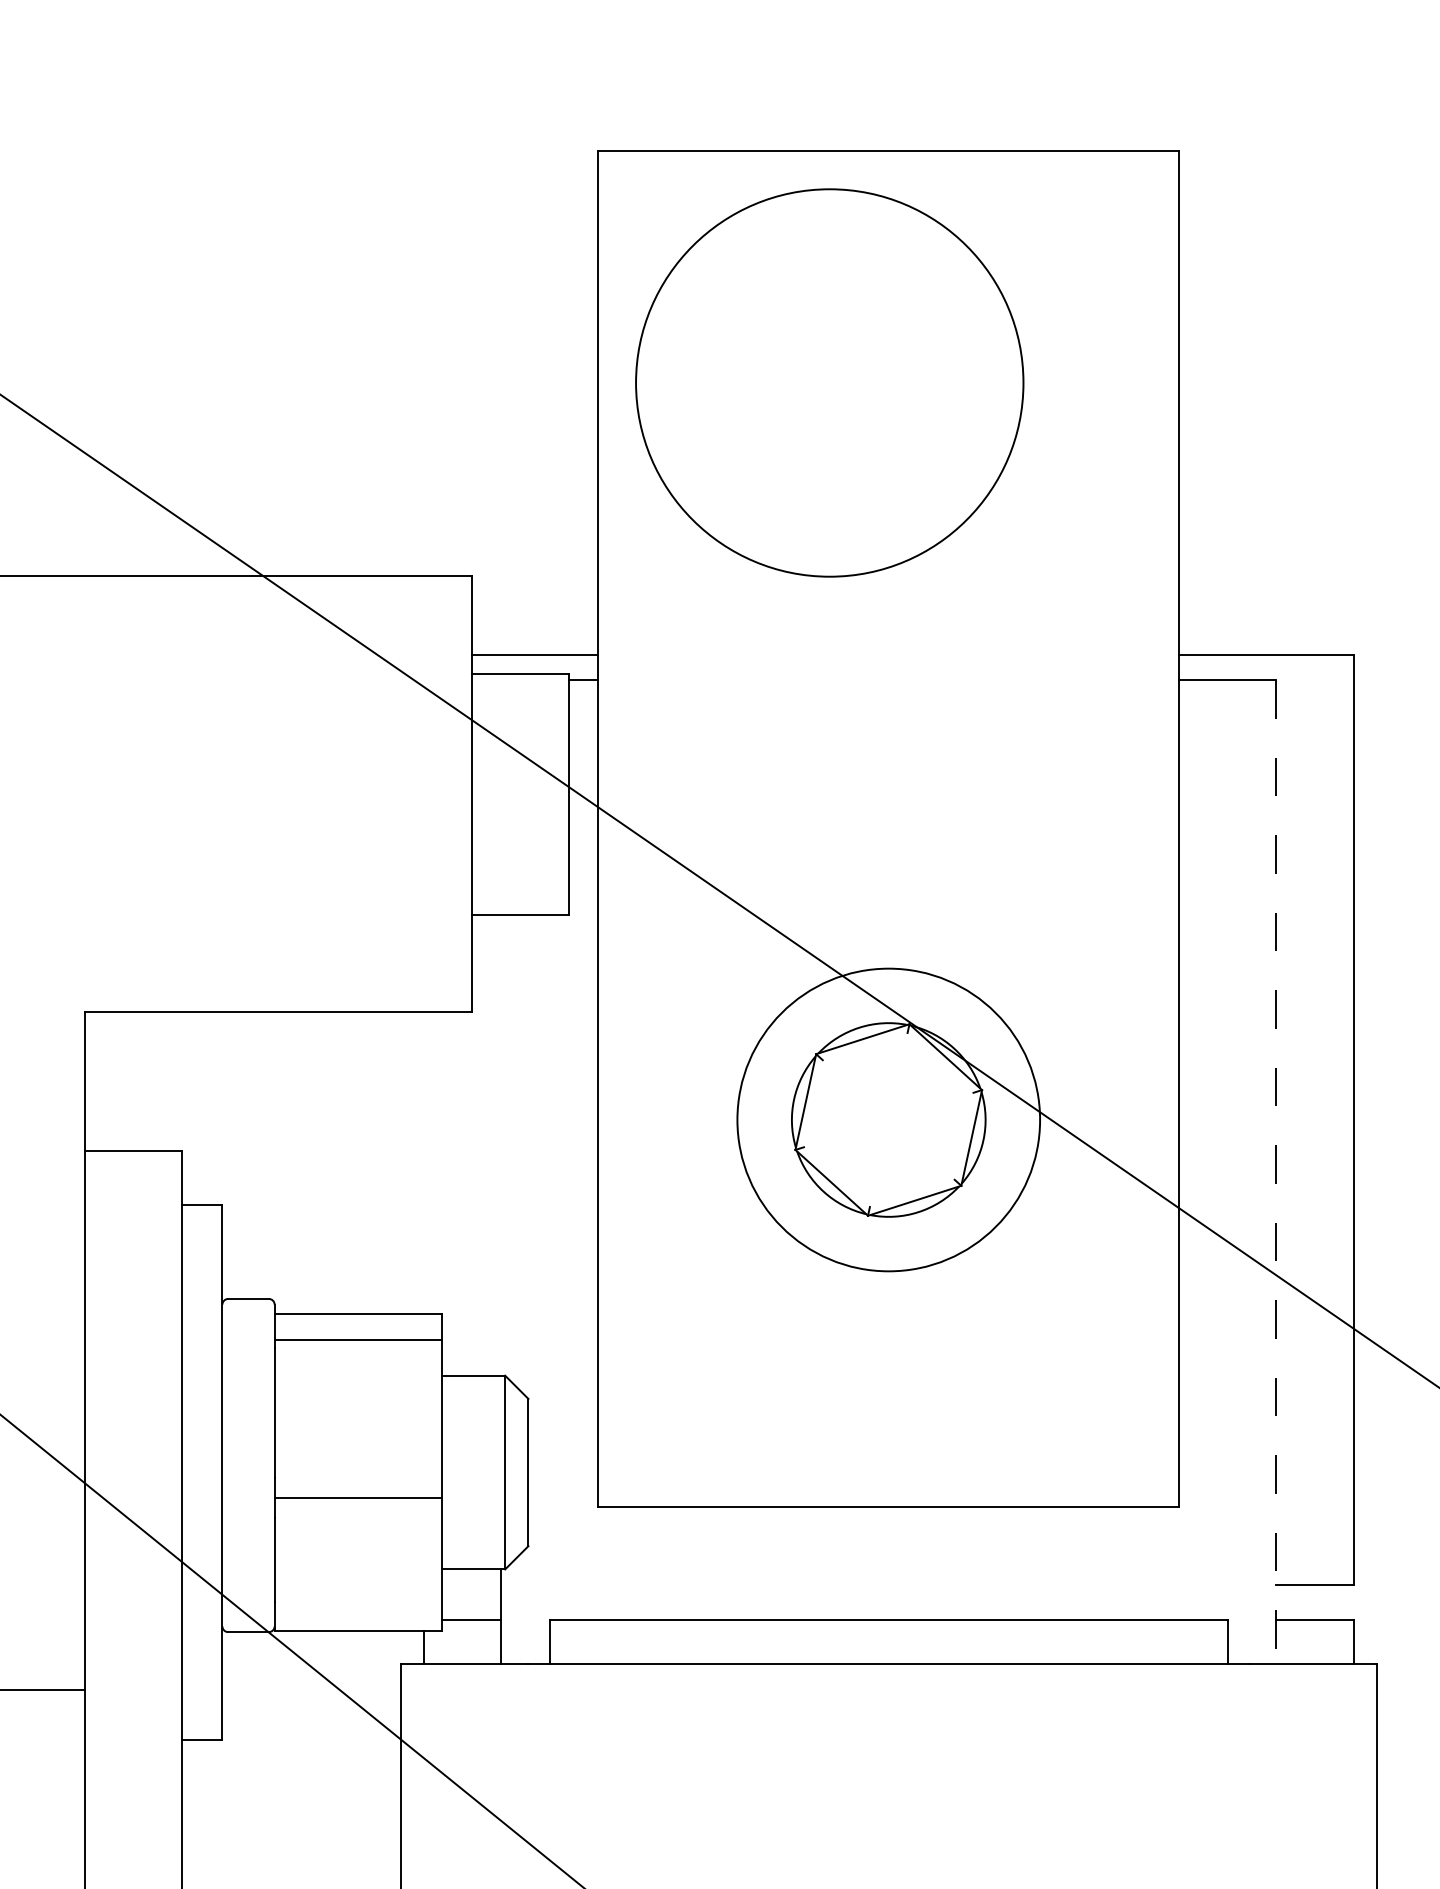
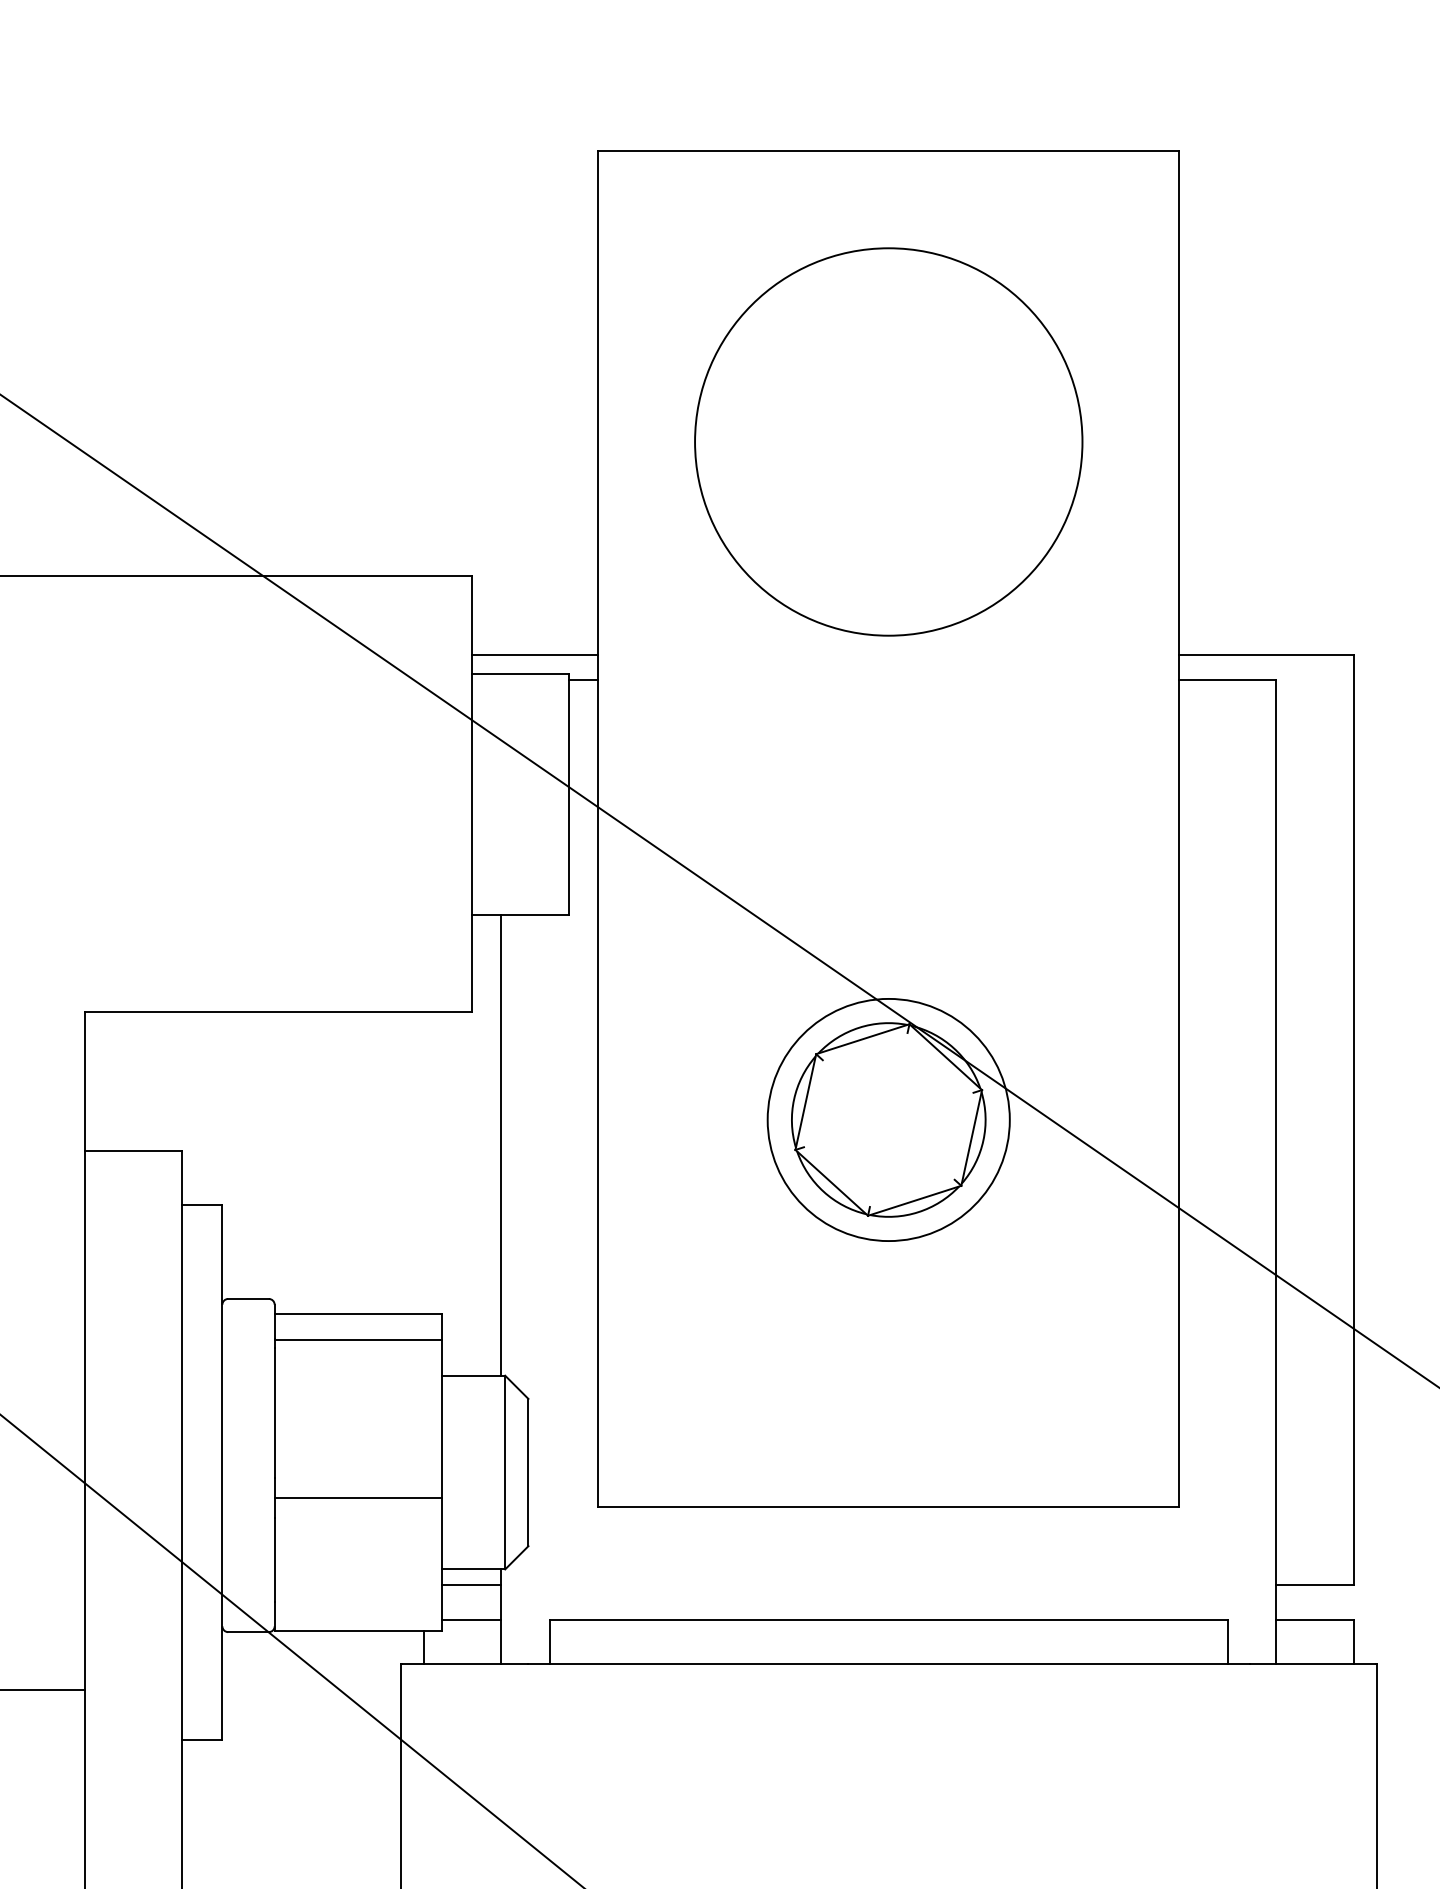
circle position: (829, 382) -> (888, 441) (888, 441)
circle diameter: 303 px -> 242 px (888, 1119)
line: none -> present (501, 1144)
line: dashed -> solid (1276, 1172)
line: none -> present (471, 1584)
